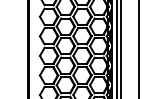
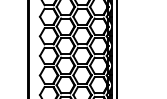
line: present -> none (120, 48)
line: present -> none (138, 48)
